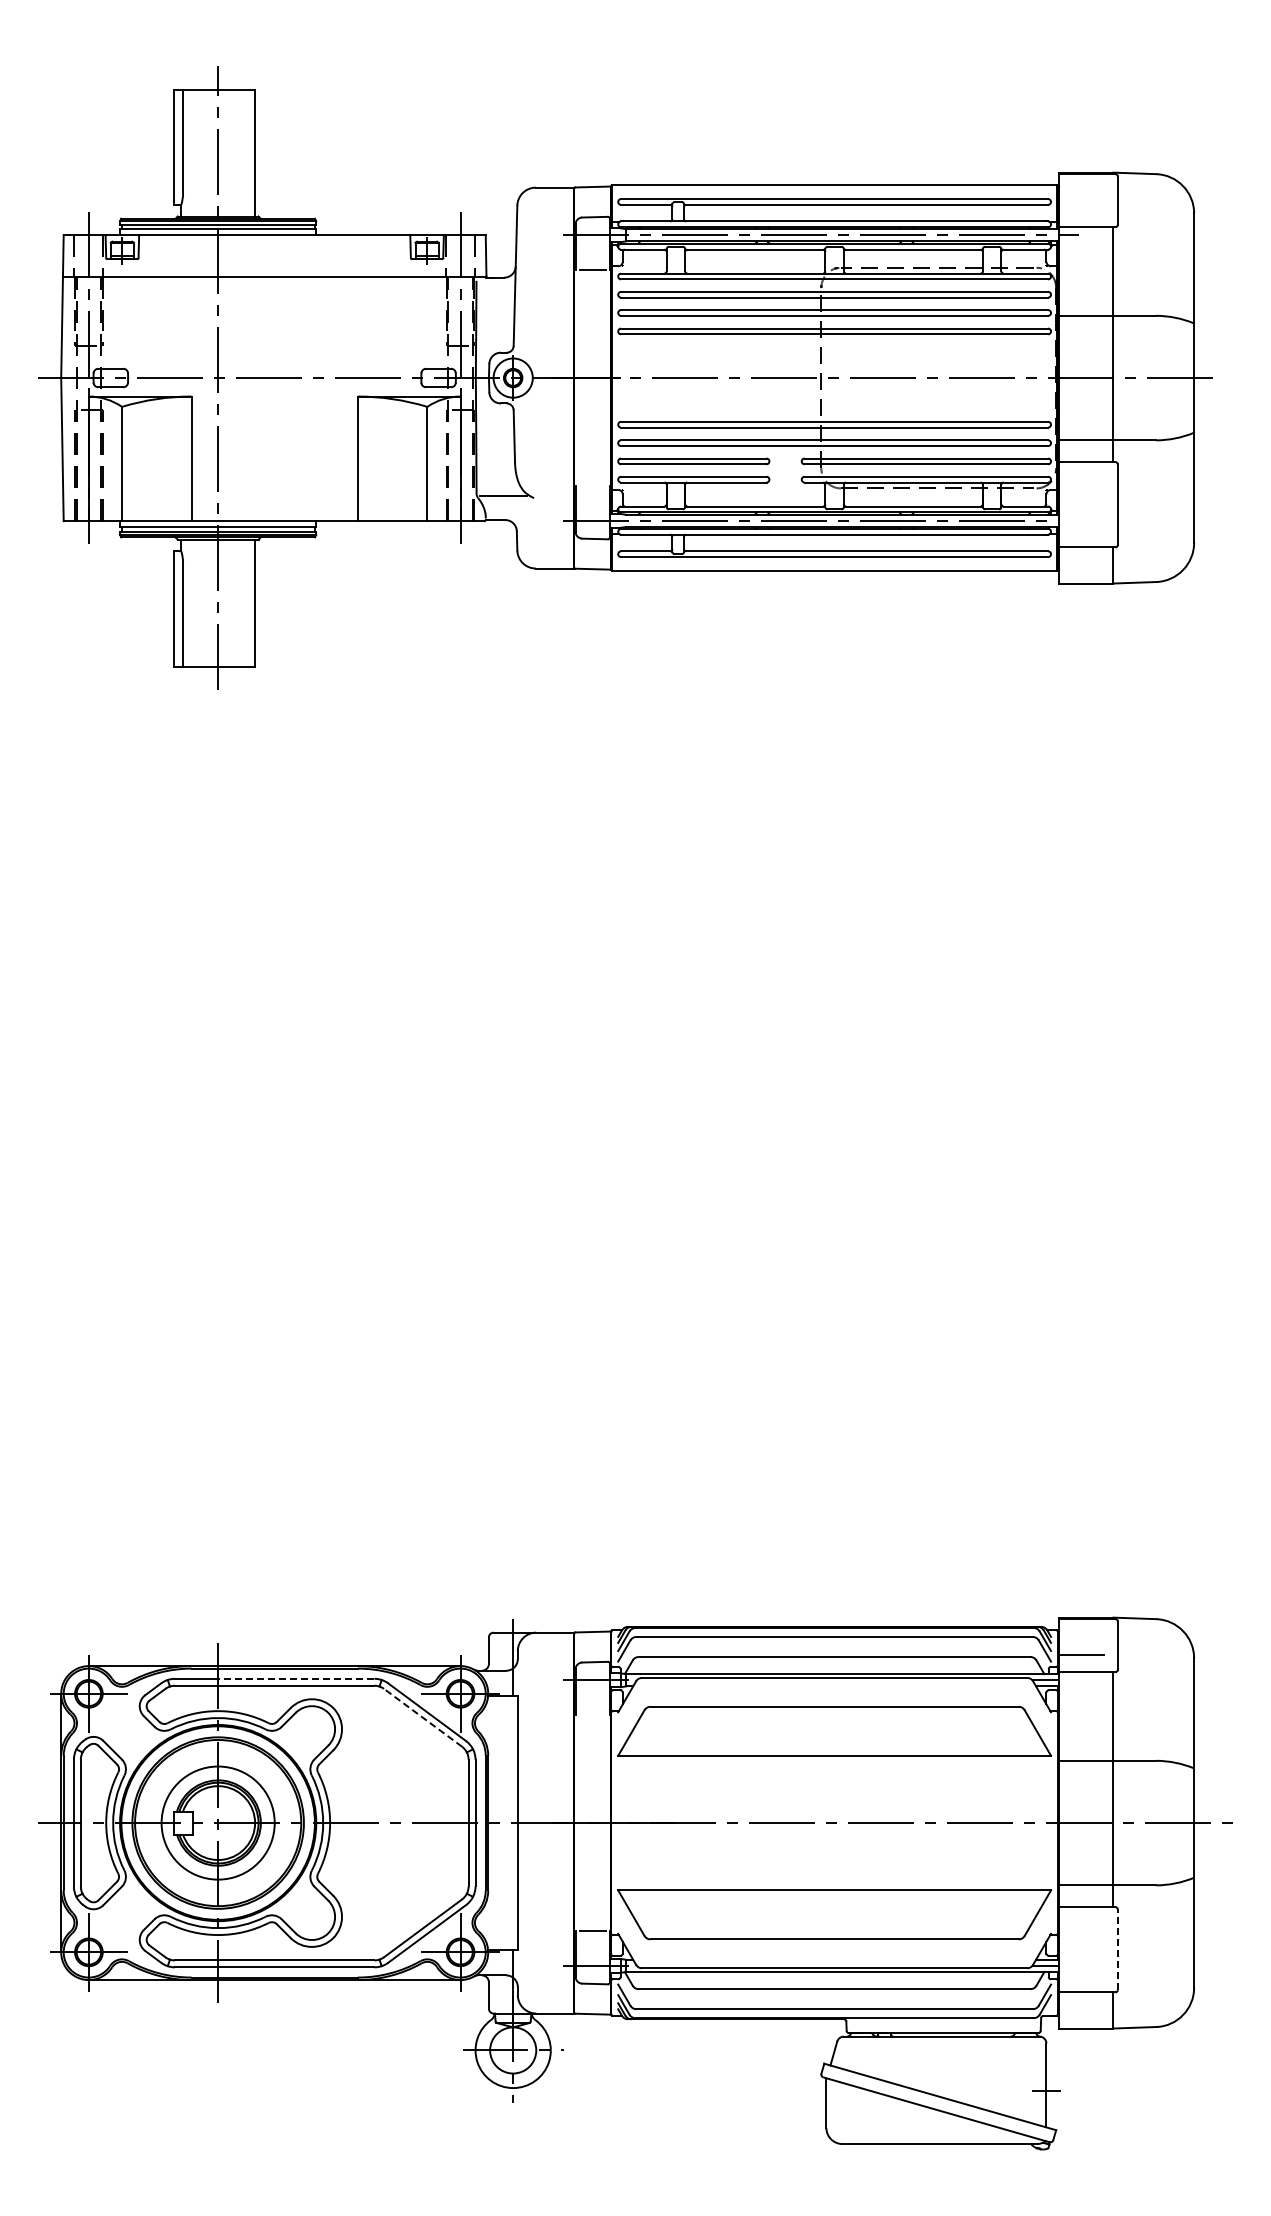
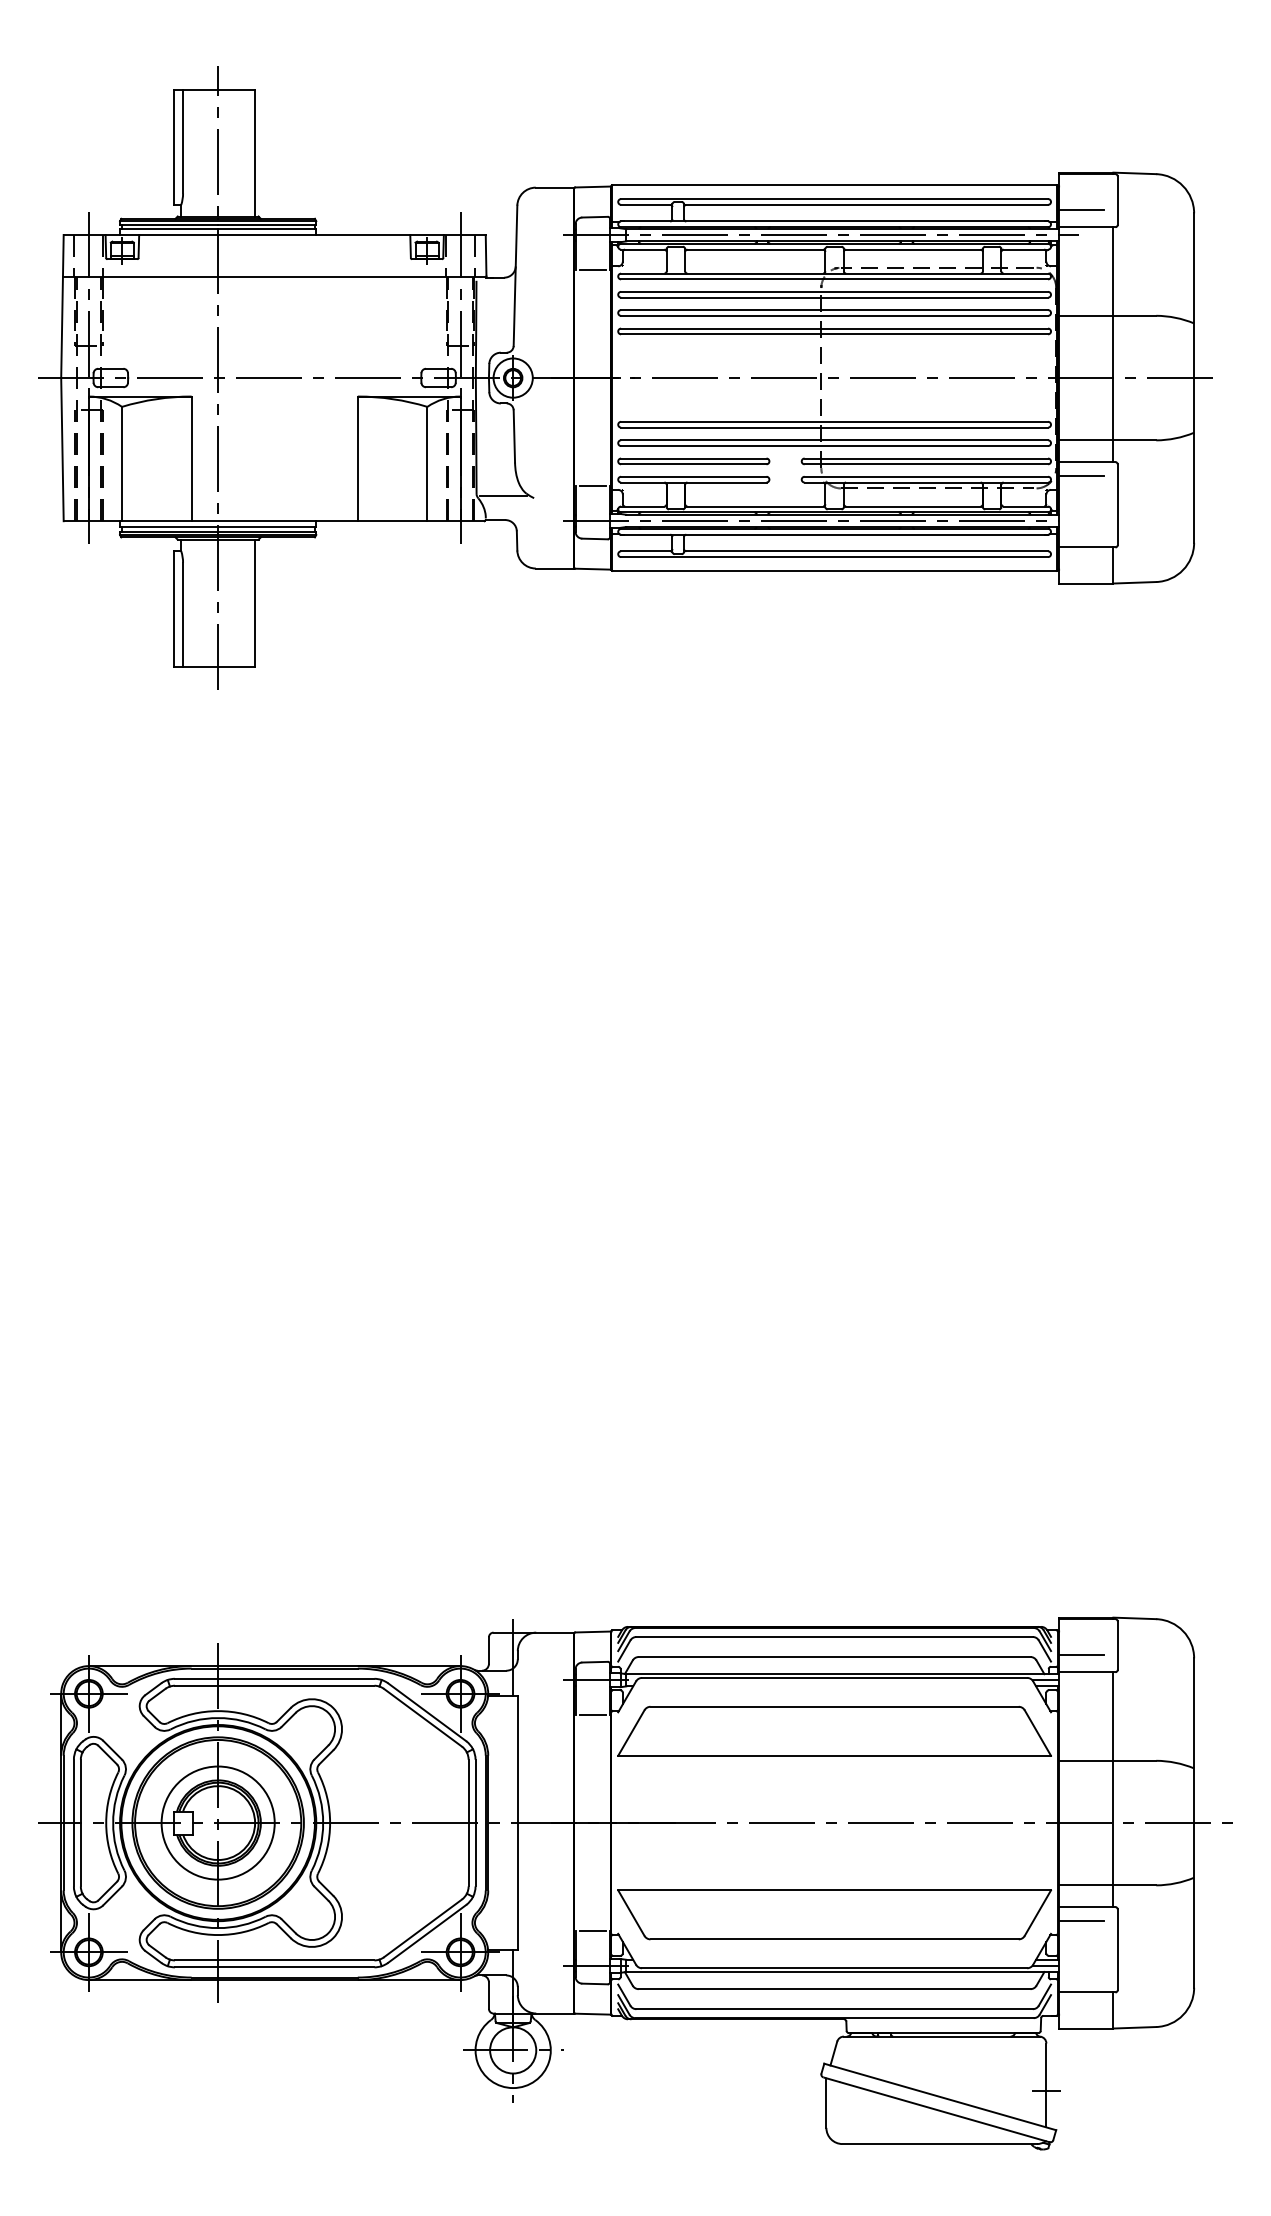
line: none -> present (1081, 209)
line: none -> present (1081, 476)
line: none -> present (592, 486)
line: dashed -> solid (295, 1678)
line: none -> present (592, 1715)
line: dashed -> solid (423, 1717)
line: none -> present (1081, 1921)
line: dashed -> solid (1117, 1949)
